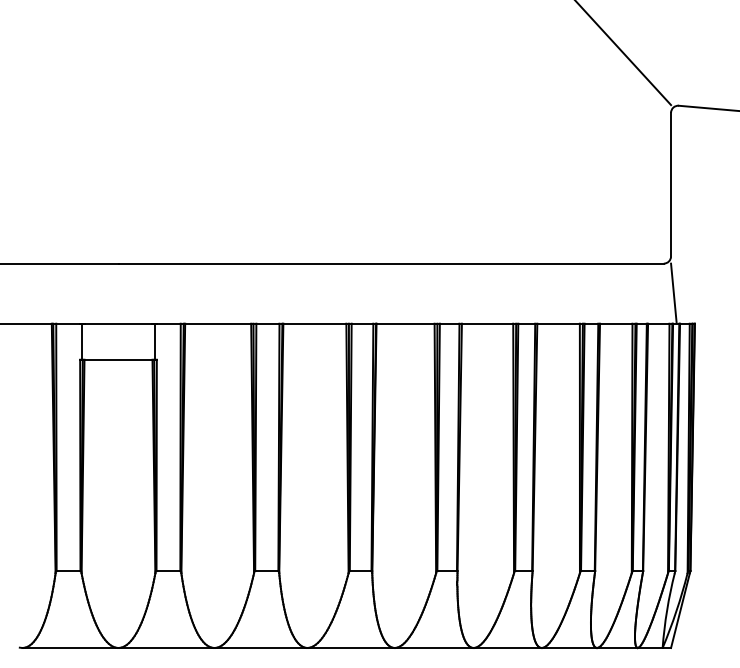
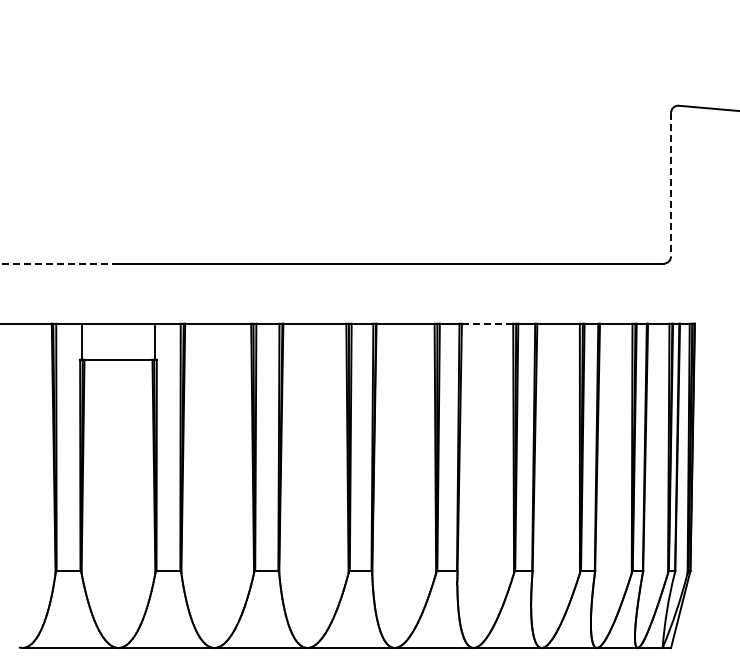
line: present -> none (624, 53)
line: solid -> dashed (671, 184)
line: solid -> dashed (59, 263)
line: present -> none (673, 293)
line: solid -> dashed (487, 323)
